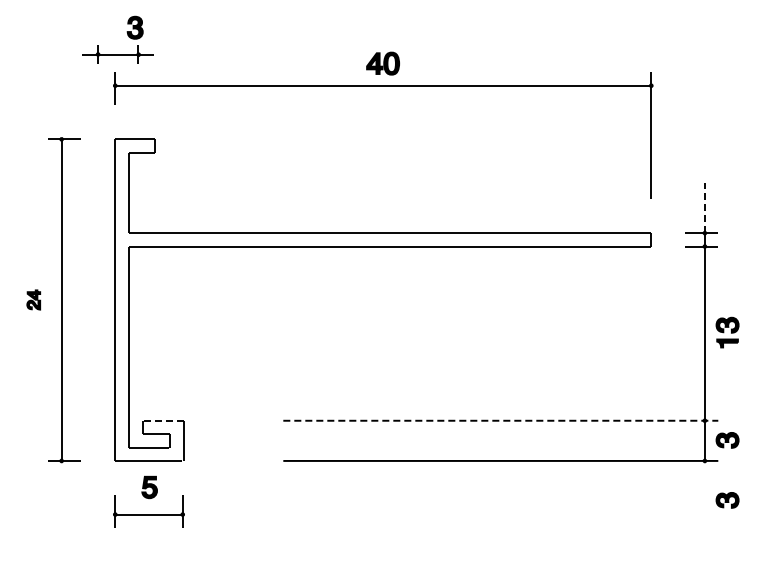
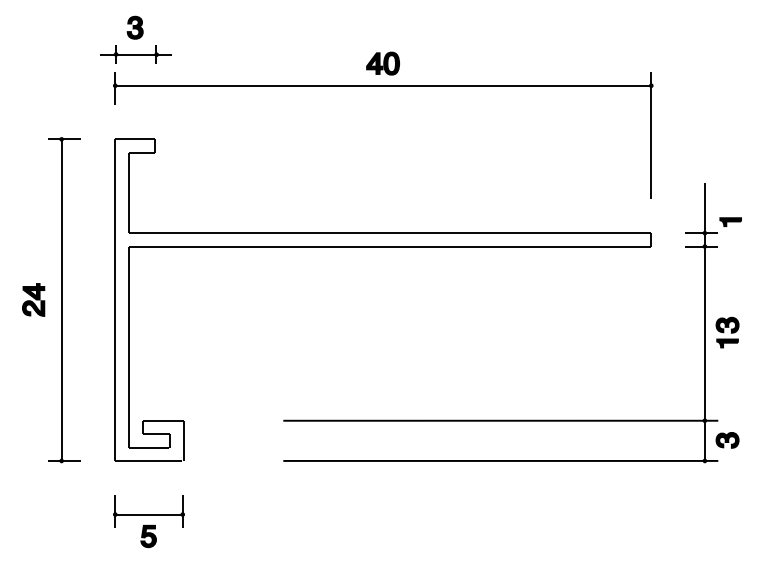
part position: (117, 54) -> (135, 54) (135, 54)
line: dashed -> solid (704, 207)
part: none -> present (730, 221)
part size: 15x22 px -> 24x34 px (33, 299)
line: dashed -> solid (163, 420)
line: dashed -> solid (501, 420)
part position: (149, 487) -> (148, 536) (148, 536)
part: present -> none (727, 500)
